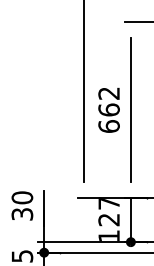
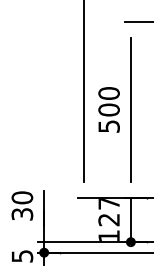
text: 662 -> 500 (108, 109)
